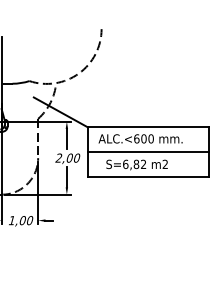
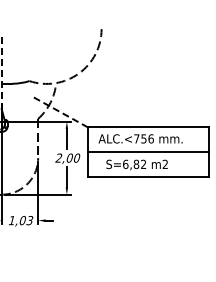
line: solid -> dashed (1, 73)
line: solid -> dashed (60, 112)
text: ALC.<600 -> ALC.<756 (143, 138)
text: 1,00 -> 1,03 (29, 220)
